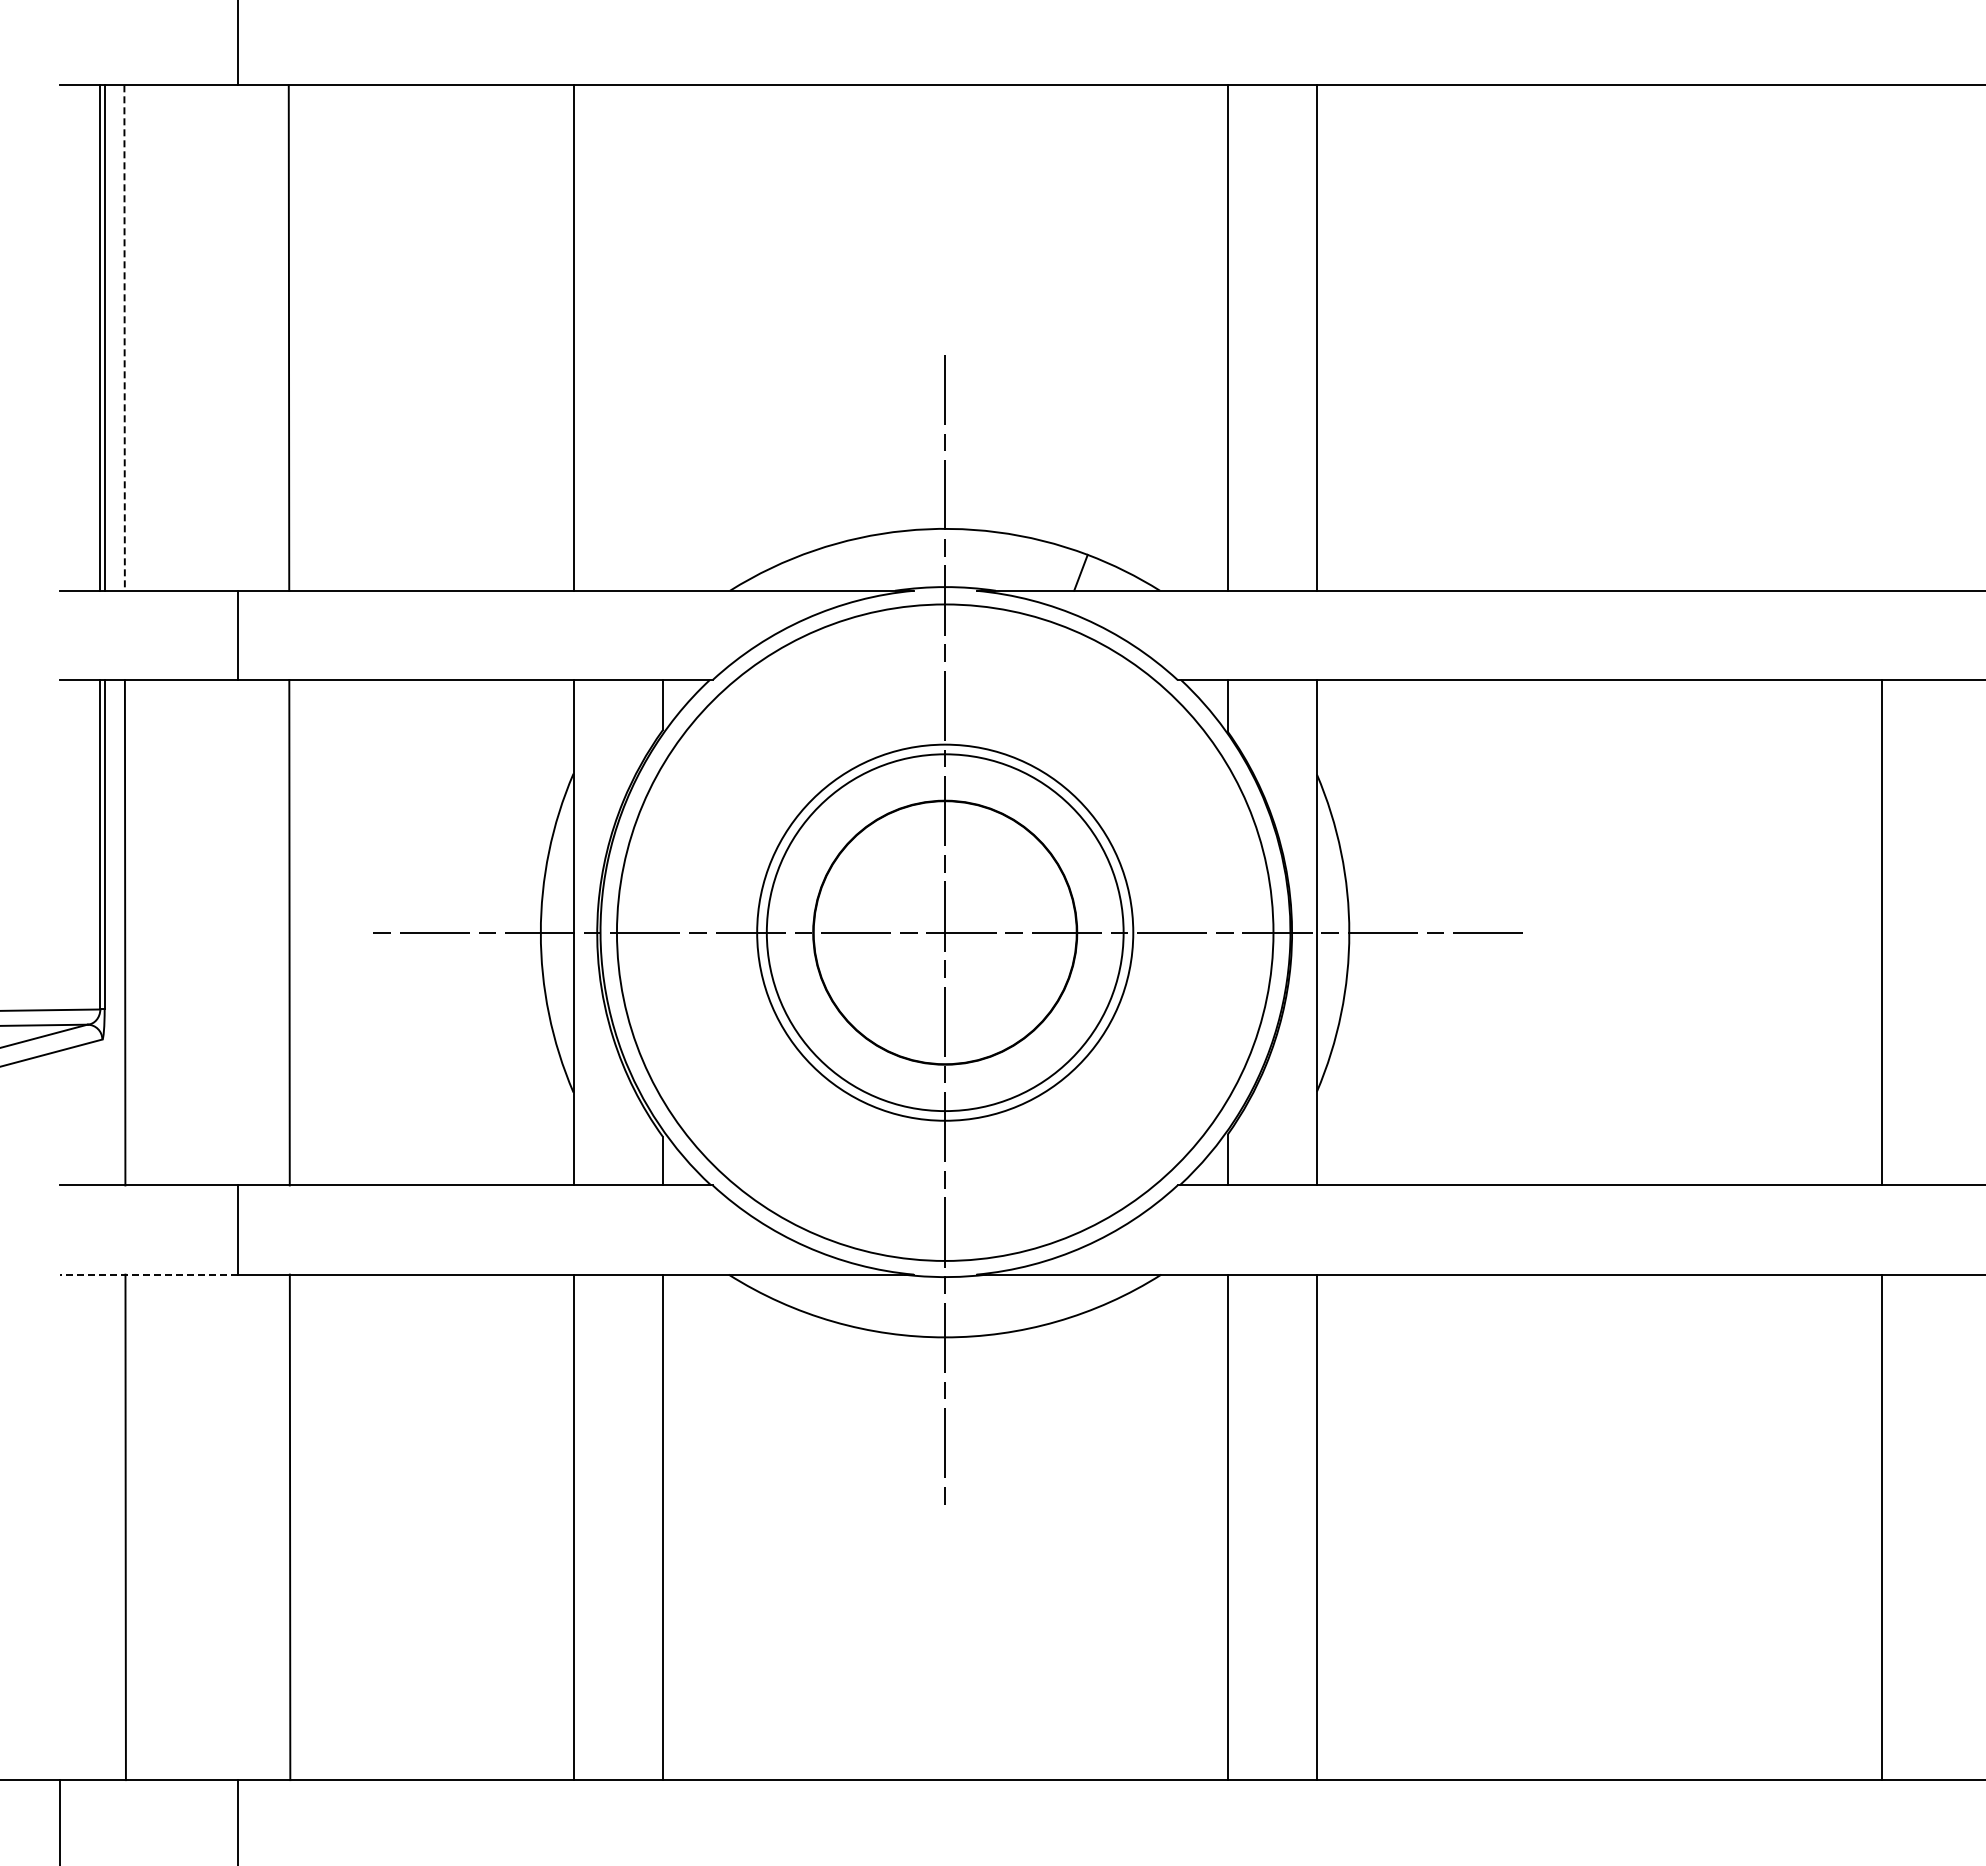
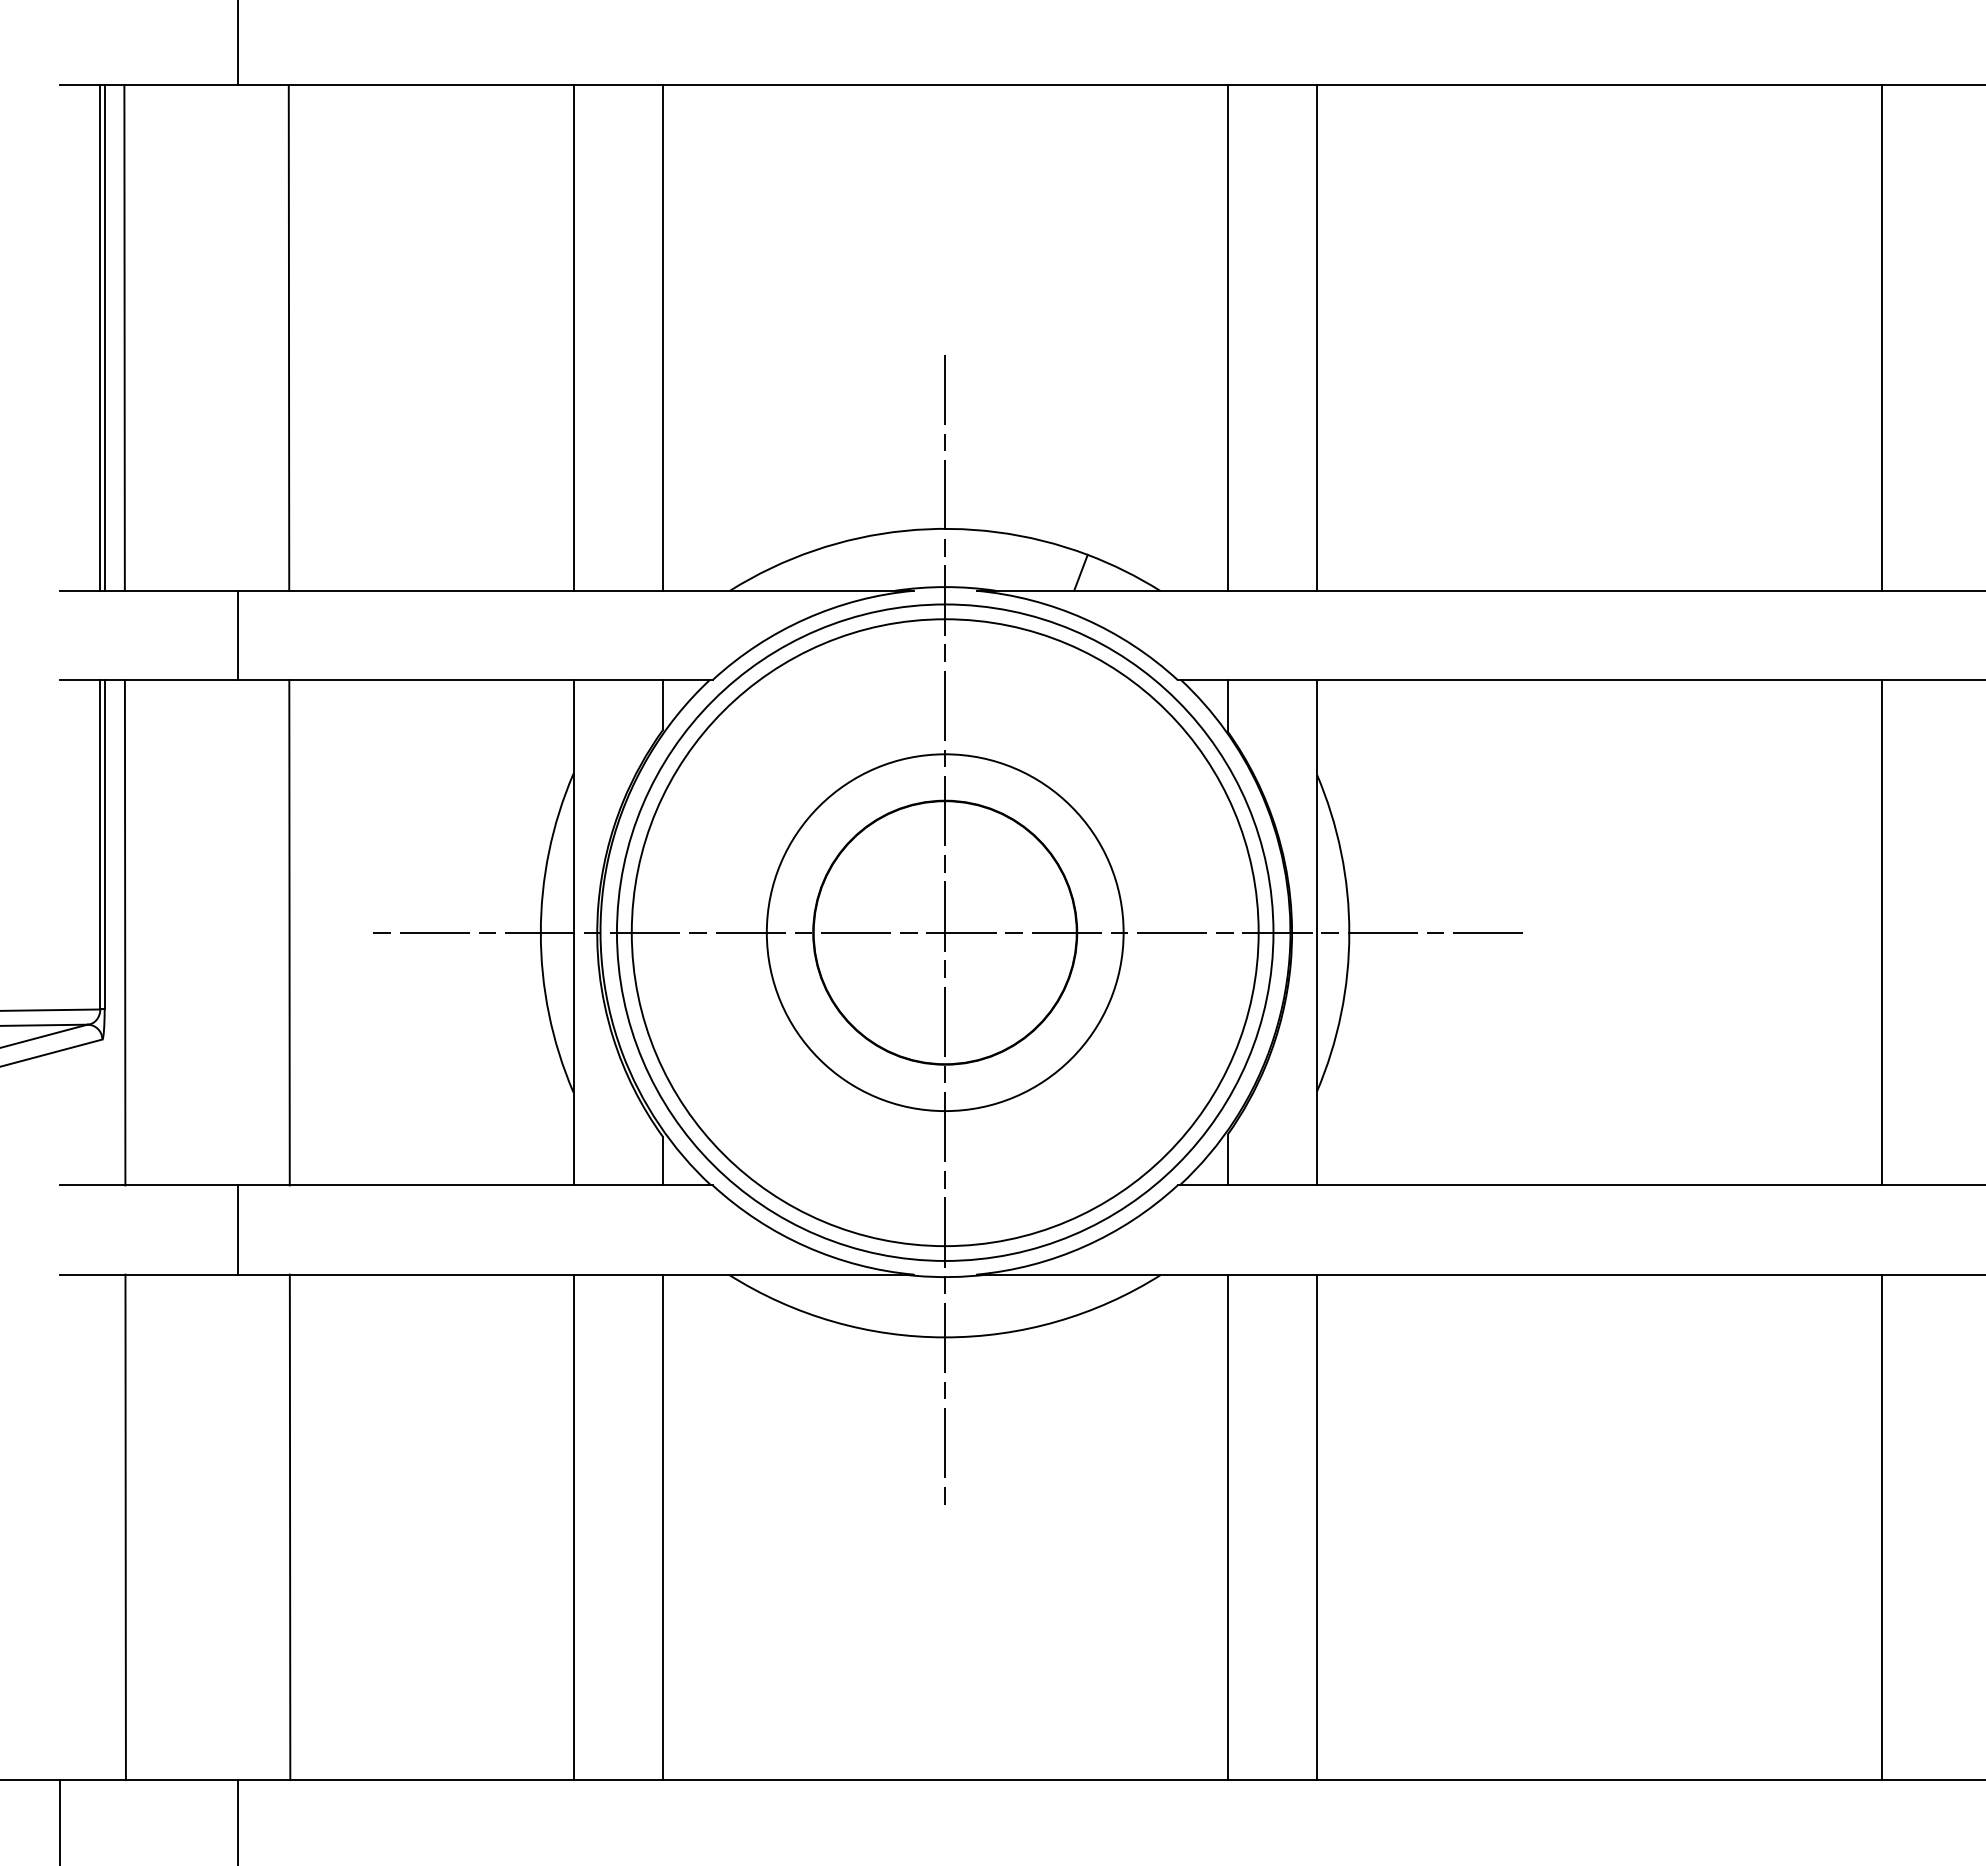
line: none -> present (662, 337)
line: none -> present (1881, 337)
line: dashed -> solid (124, 338)
circle diameter: 376 px -> 627 px (944, 932)
line: dashed -> solid (148, 1274)
